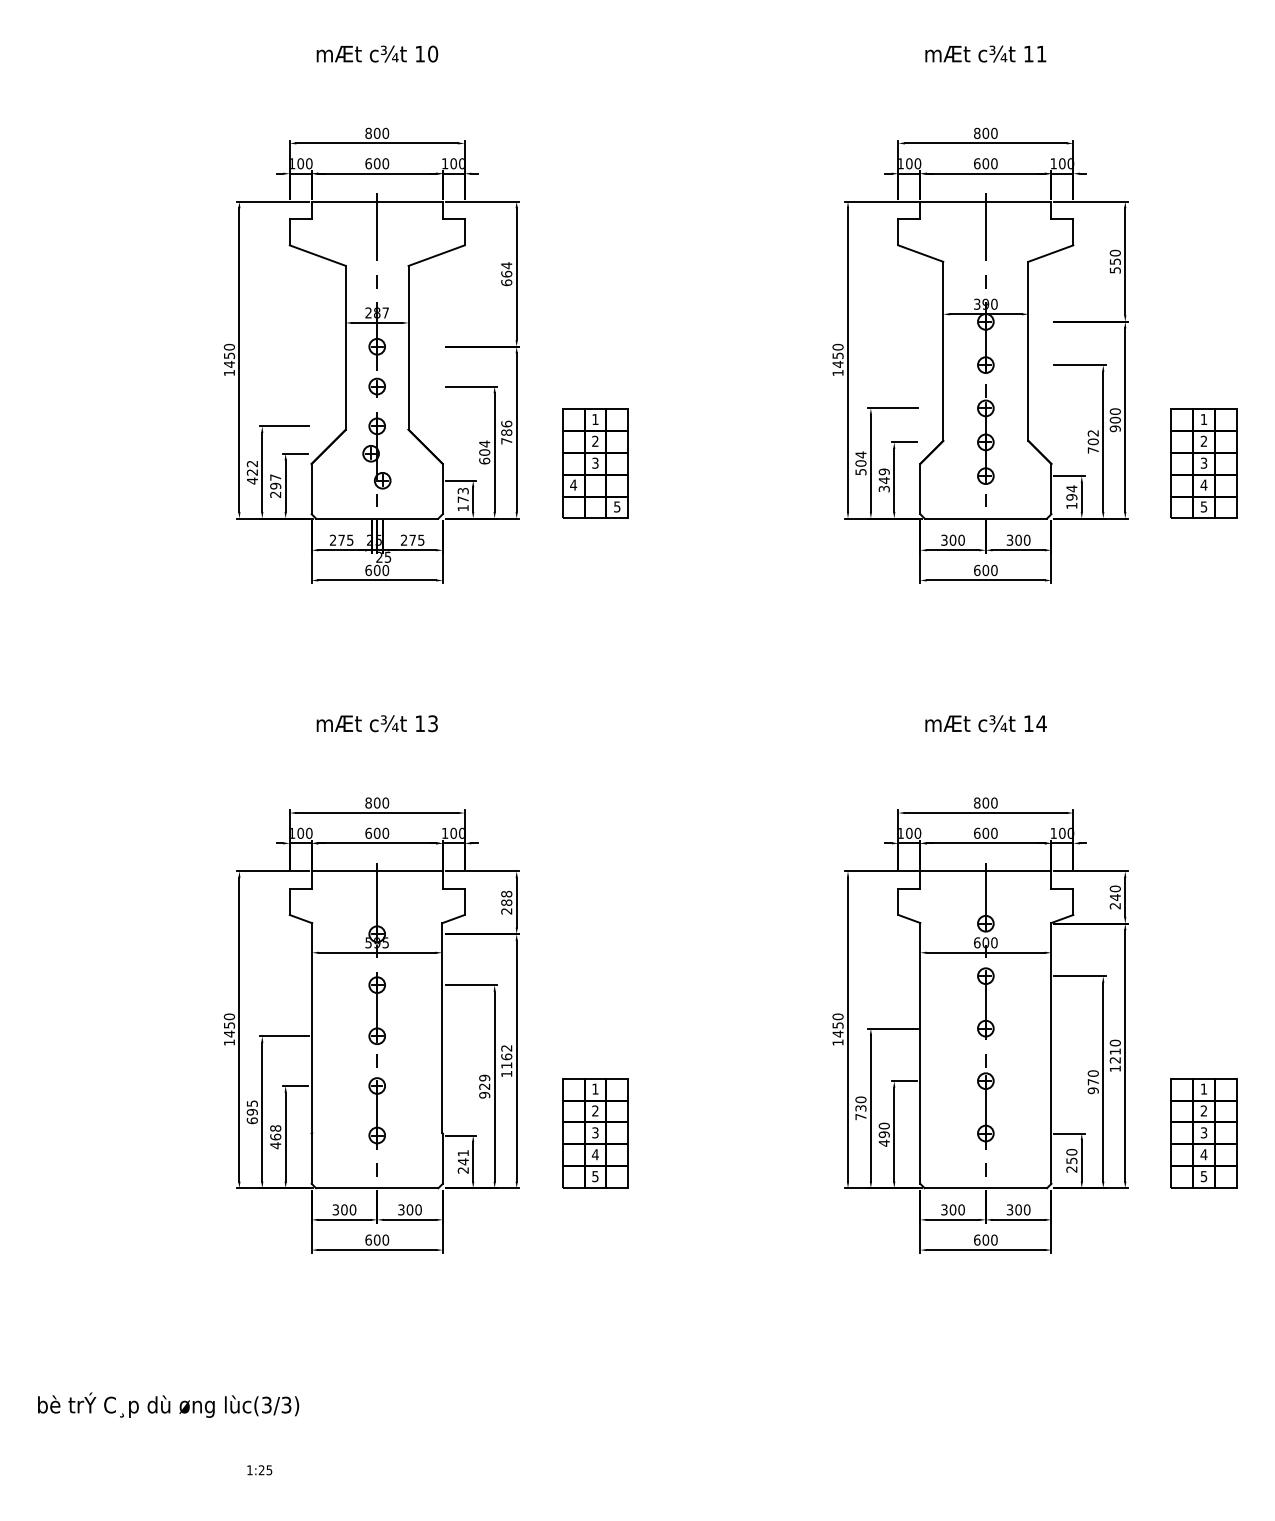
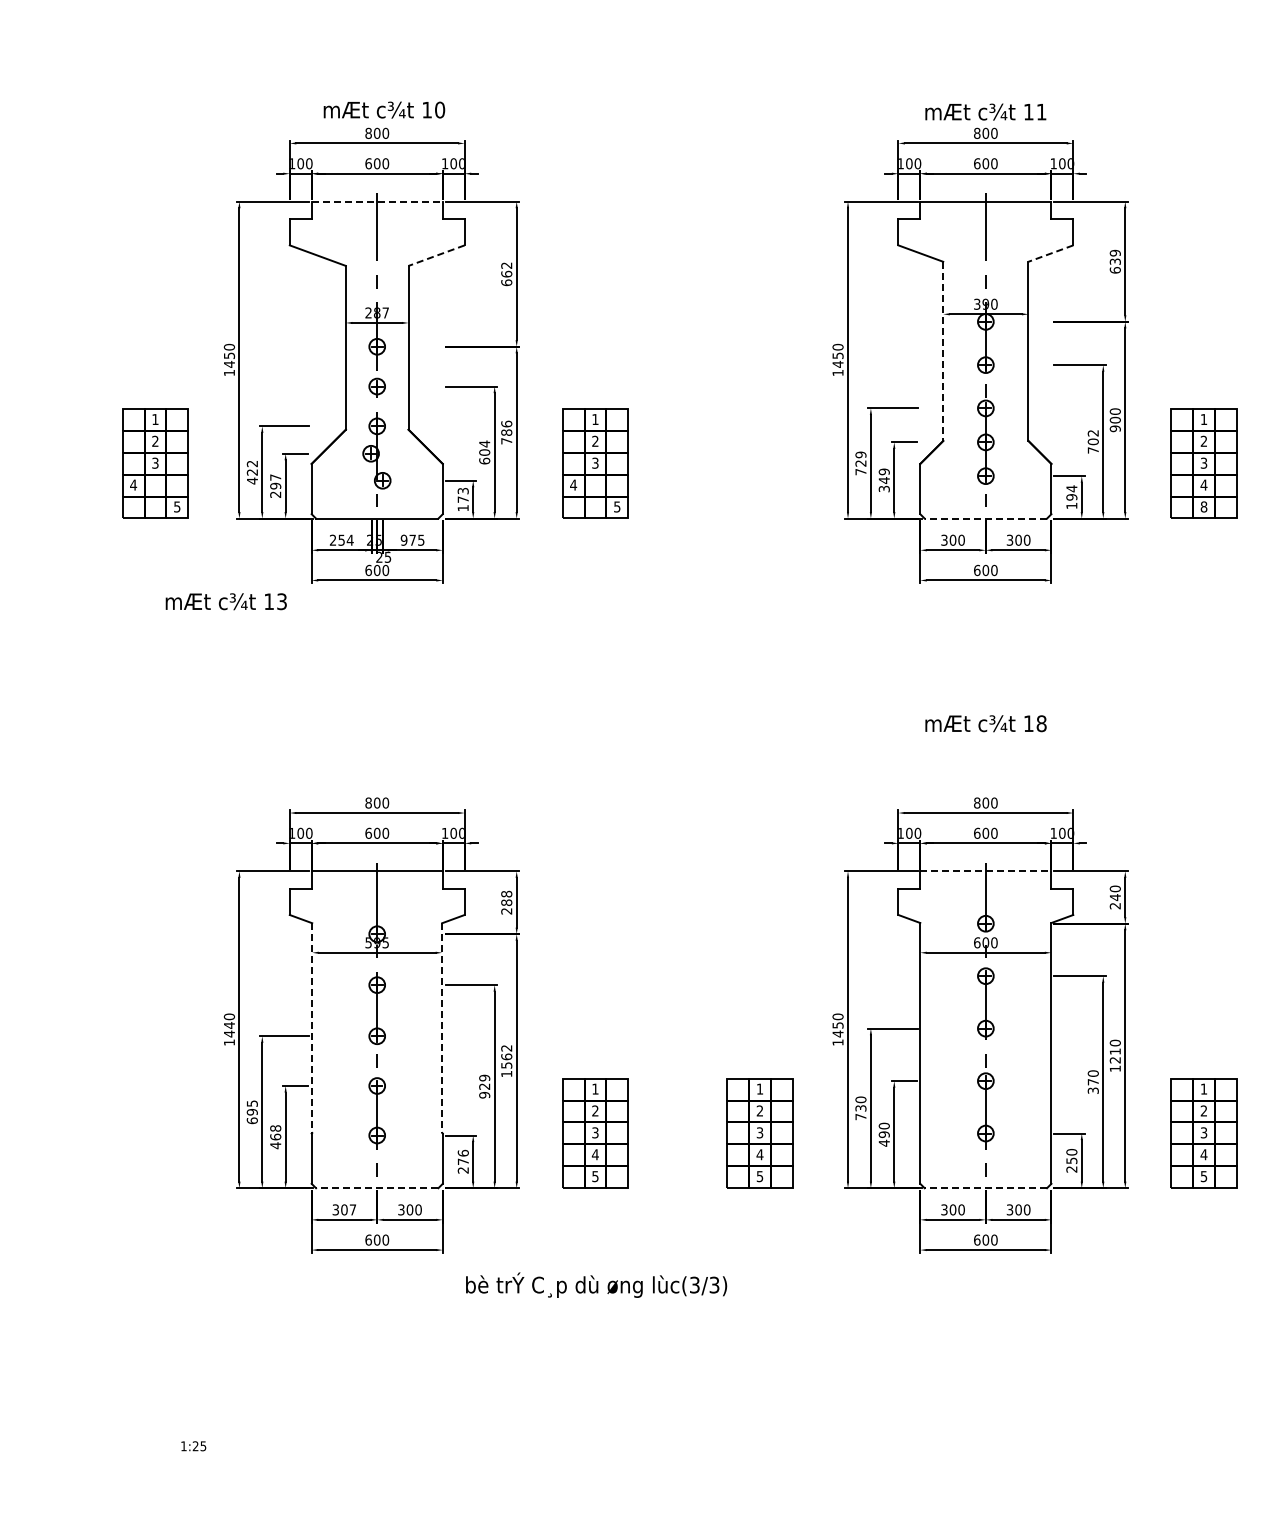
text position: (377, 53) -> (384, 109) (384, 109)
text position: (985, 53) -> (985, 111) (985, 111)
line: solid -> dashed (377, 201)
line: solid -> dashed (1050, 253)
line: solid -> dashed (436, 255)
text: 550 -> 639 (1114, 261)
text: 664 -> 662 (506, 265)
line: solid -> dashed (943, 351)
part: none -> present (155, 463)
text: 504 -> 729 (860, 463)
text: 5 -> 8 (1203, 506)
line: solid -> dashed (985, 518)
text: 275 -> 254 (345, 539)
text: 275 -> 975 (403, 539)
text position: (376, 723) -> (225, 601) (225, 601)
text: 14 -> 18 (1041, 723)
line: solid -> dashed (985, 871)
text: 1450 -> 1440 (229, 1025)
line: solid -> dashed (312, 1028)
line: solid -> dashed (442, 1028)
text: 1162 -> 1562 (506, 1065)
text: 970 -> 370 (1092, 1090)
part: none -> present (759, 1133)
text: 241 -> 276 (462, 1157)
line: solid -> dashed (376, 1188)
line: solid -> dashed (985, 1188)
text: 300 -> 307 (352, 1209)
text position: (168, 1404) -> (596, 1284) (596, 1284)
text position: (259, 1470) -> (193, 1446) (193, 1446)
